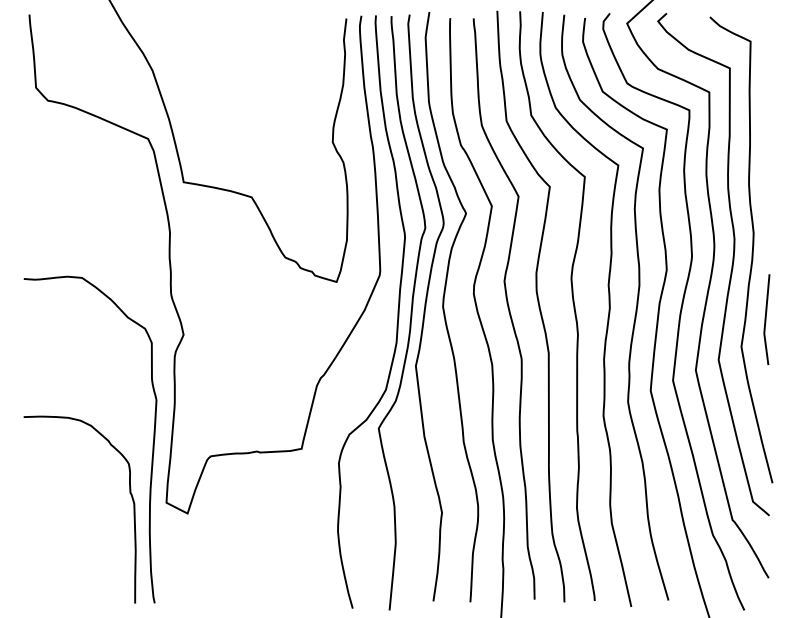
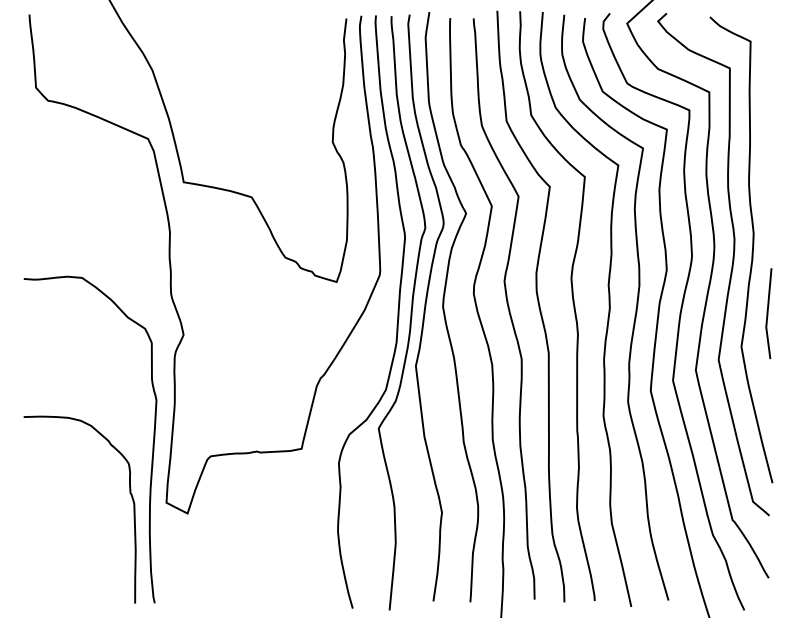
line position: (766, 319) -> (768, 313) (768, 313)
